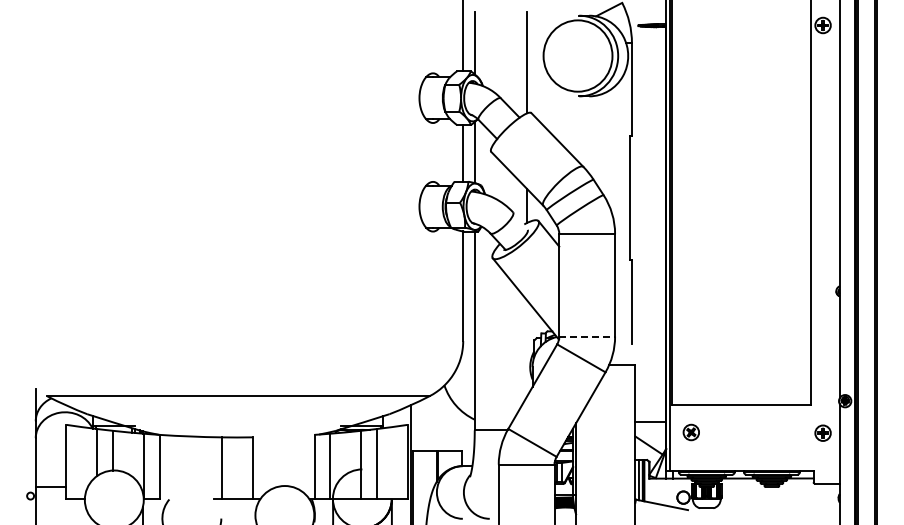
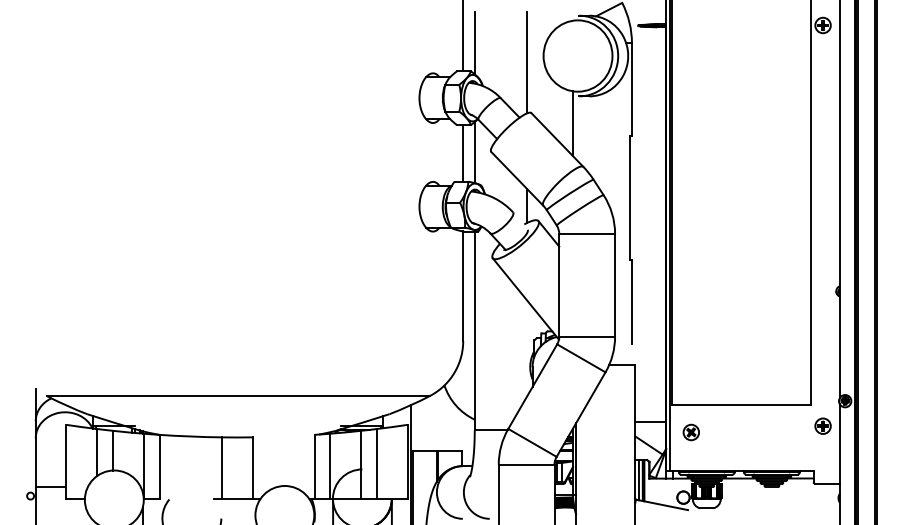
line: none -> present (573, 123)
line: dashed -> solid (587, 336)
part position: (822, 432) -> (822, 425) (822, 425)
